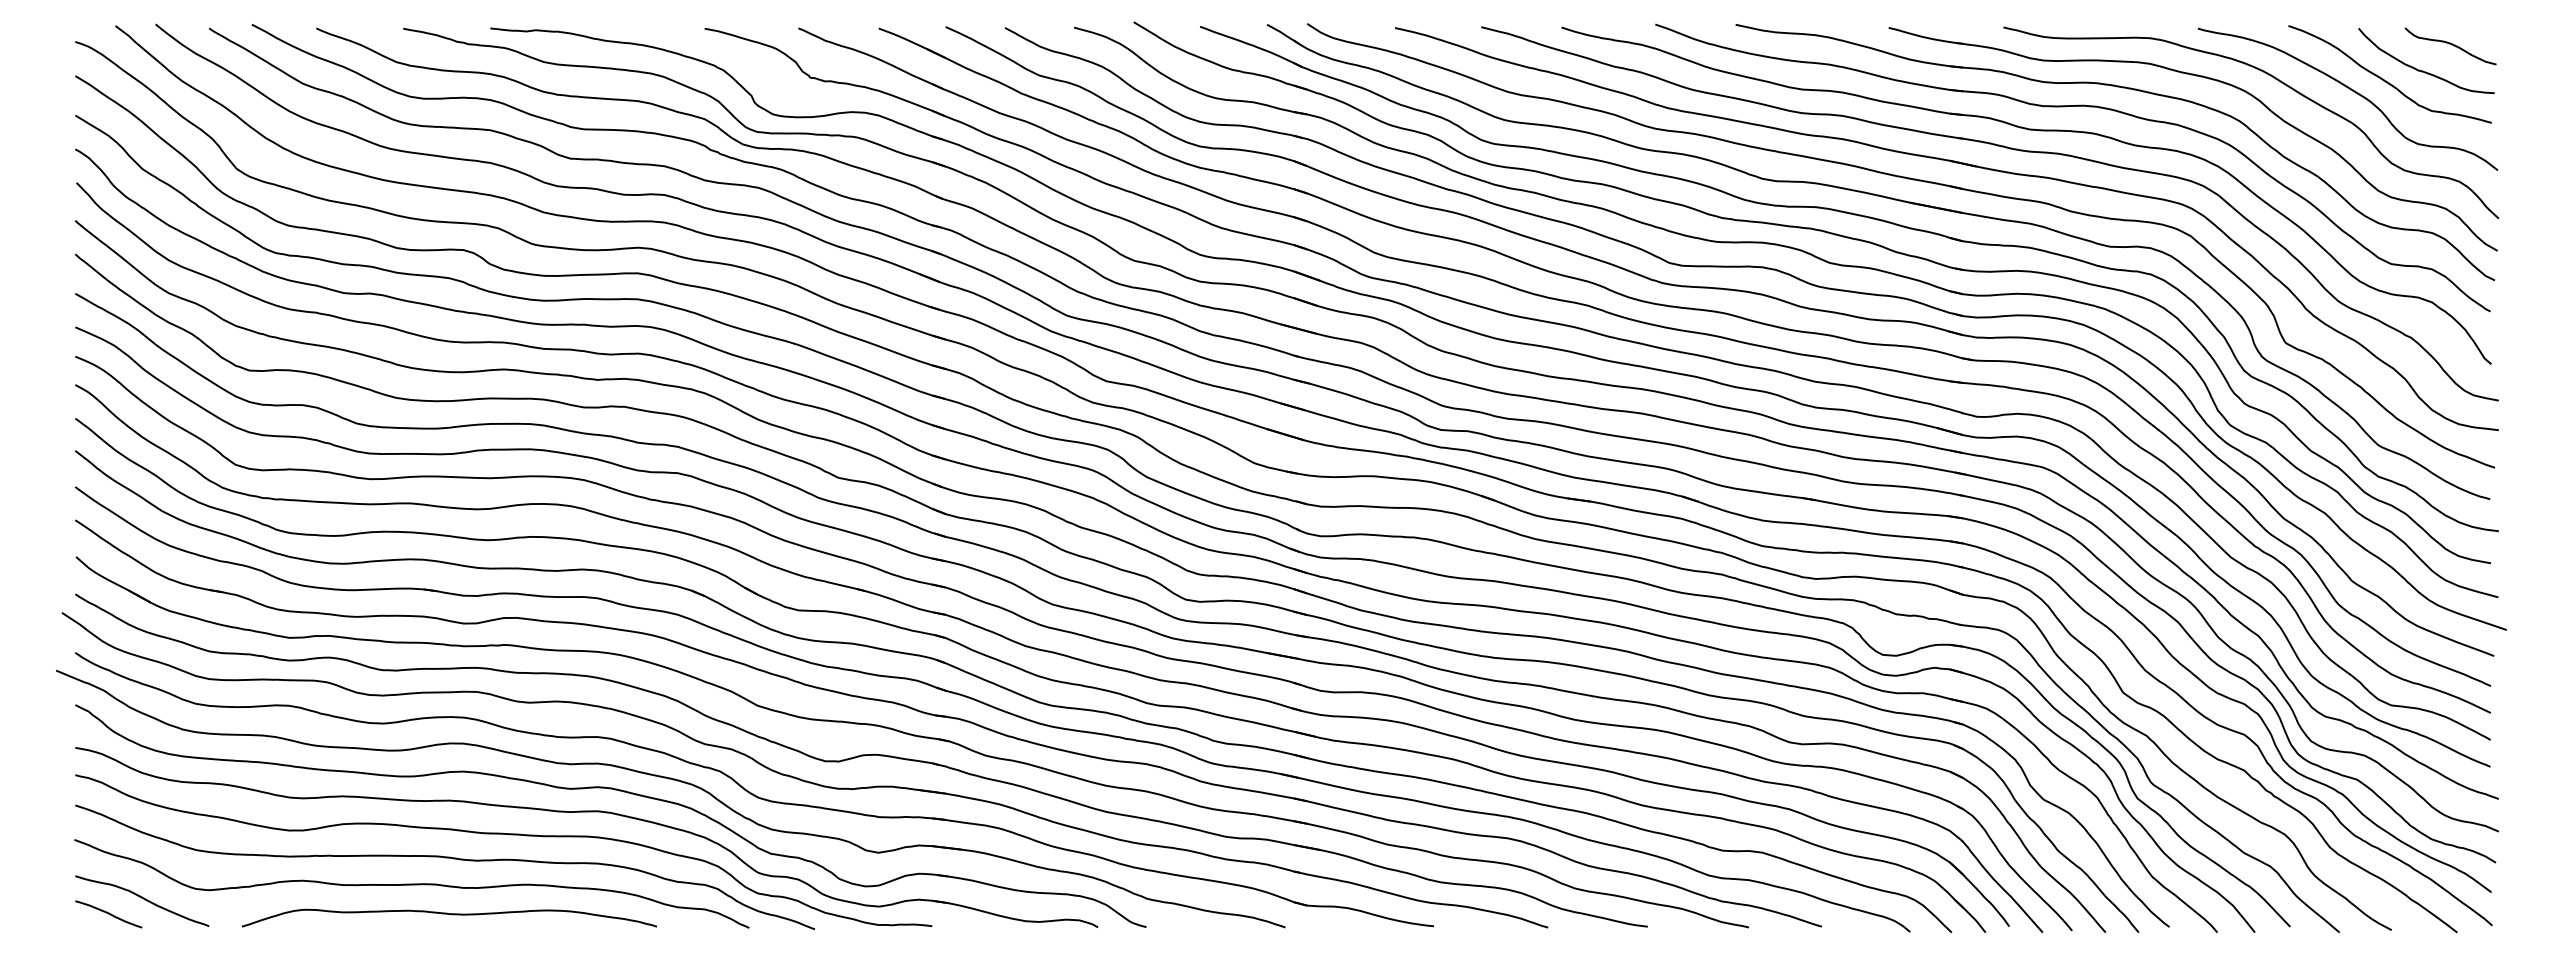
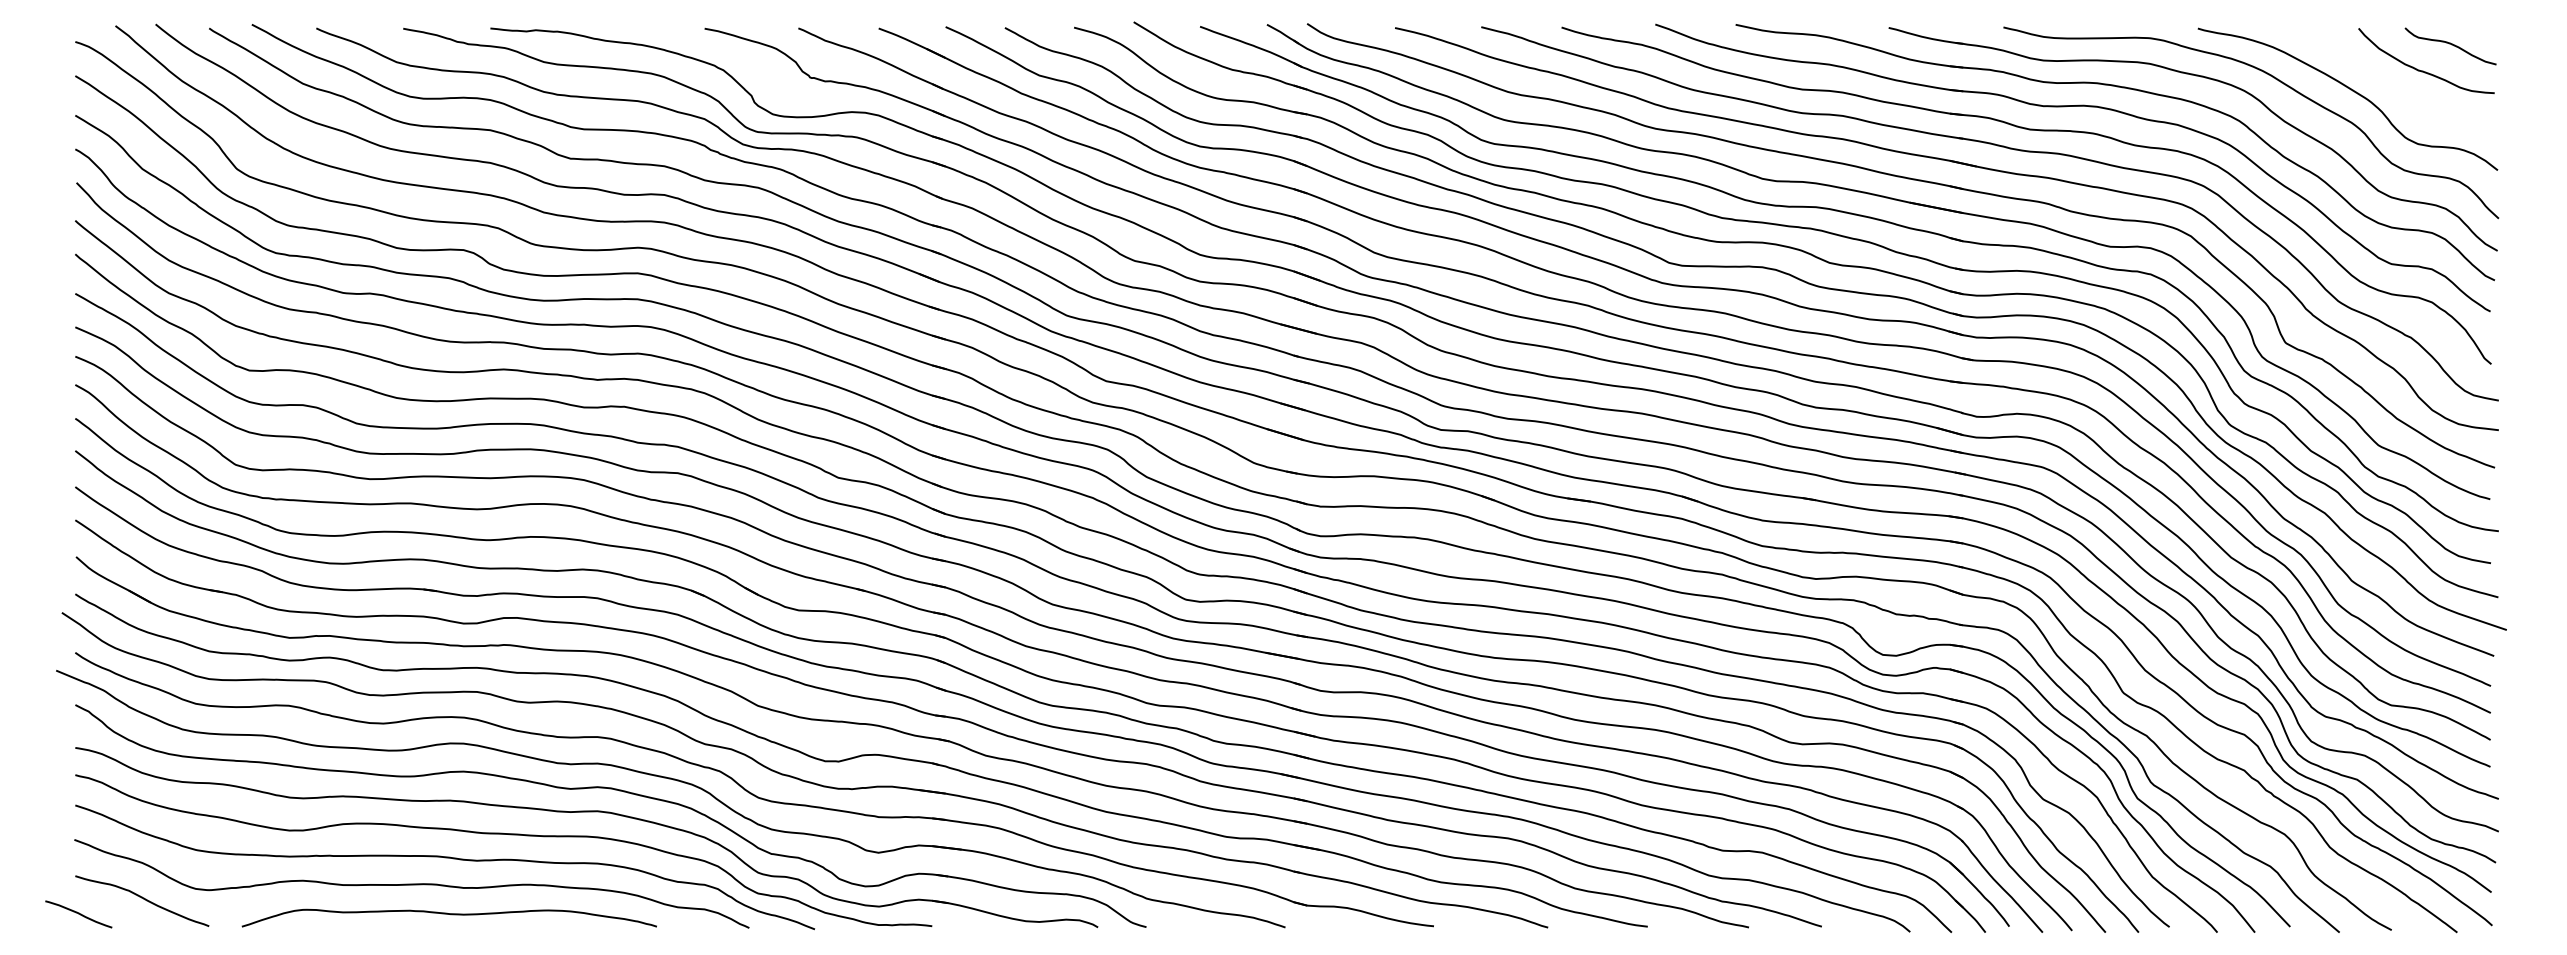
curve: present -> none (2386, 80)
curve position: (108, 914) -> (78, 914) (78, 914)
